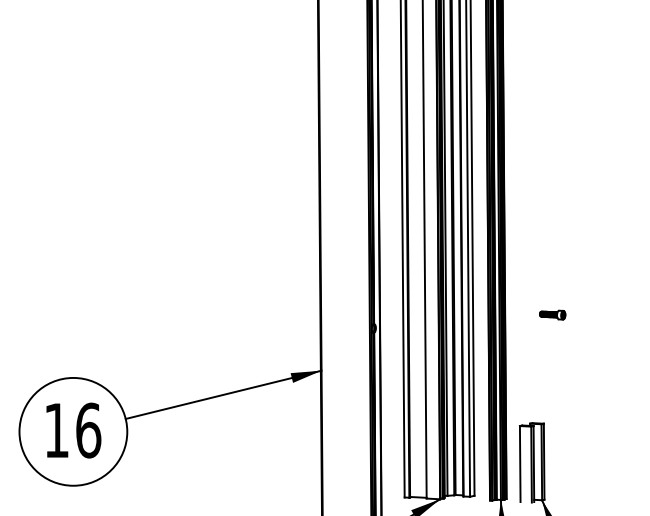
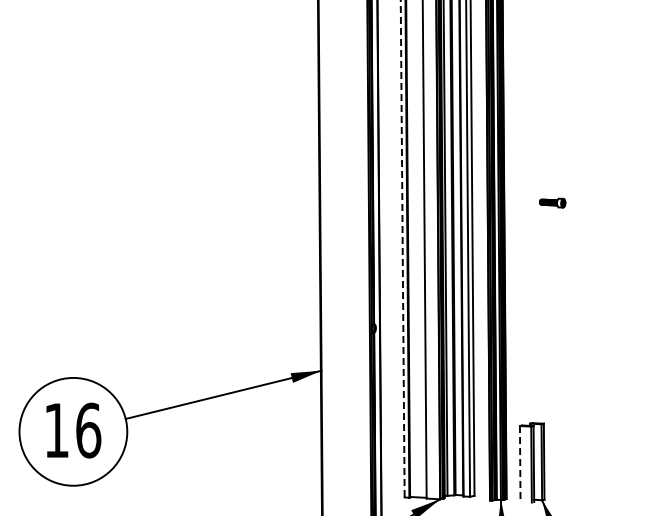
line: solid -> dashed (402, 249)
part position: (552, 314) -> (552, 202) (552, 202)
line: solid -> dashed (520, 464)
